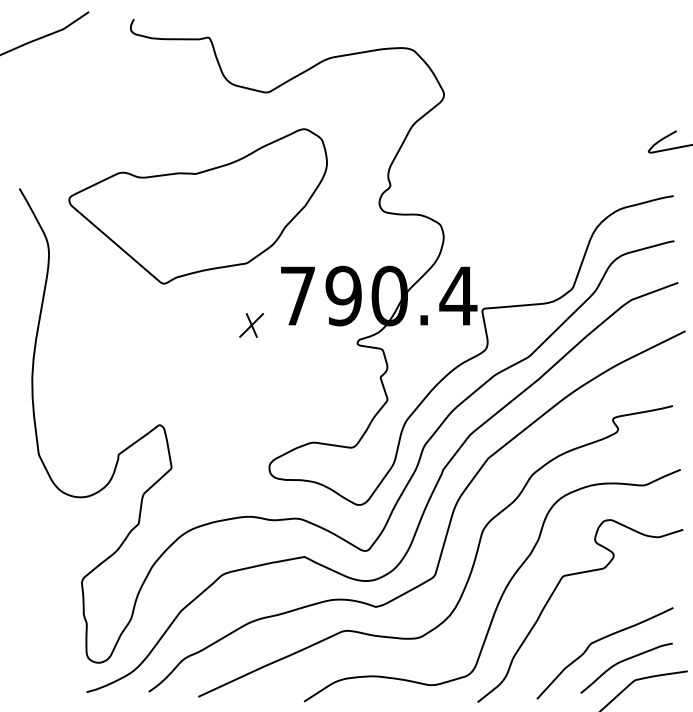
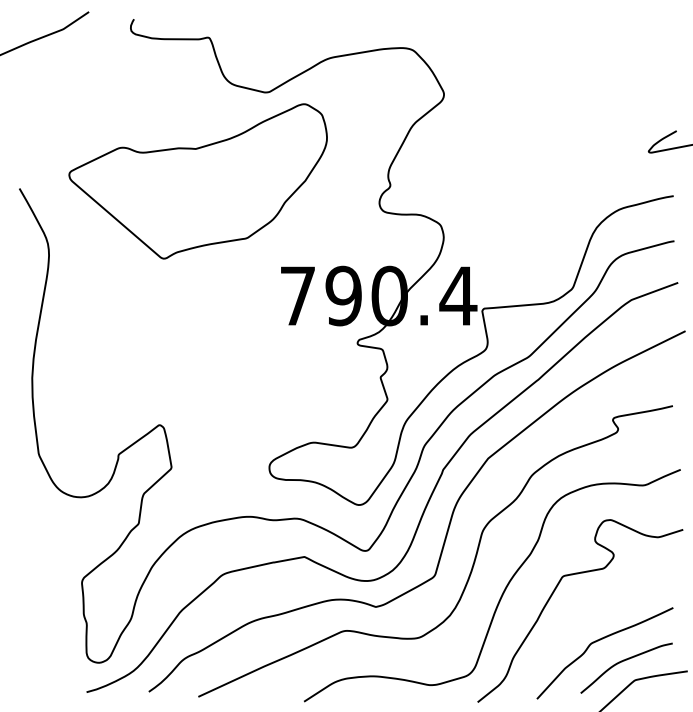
part position: (197, 206) -> (197, 181) (197, 181)
part: present -> none (251, 325)
